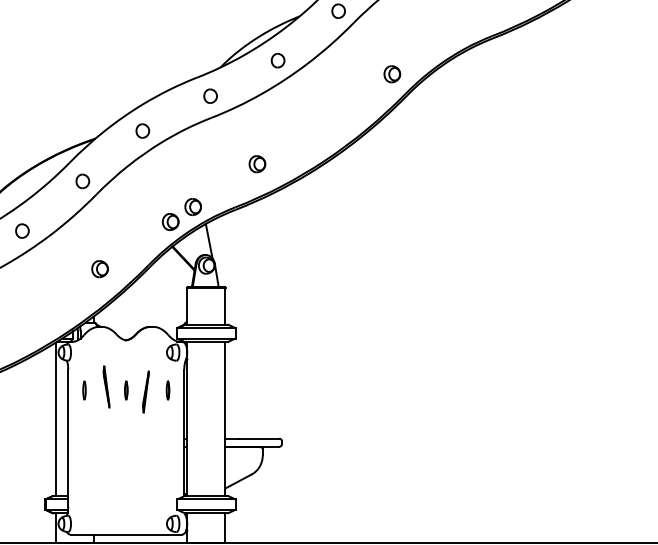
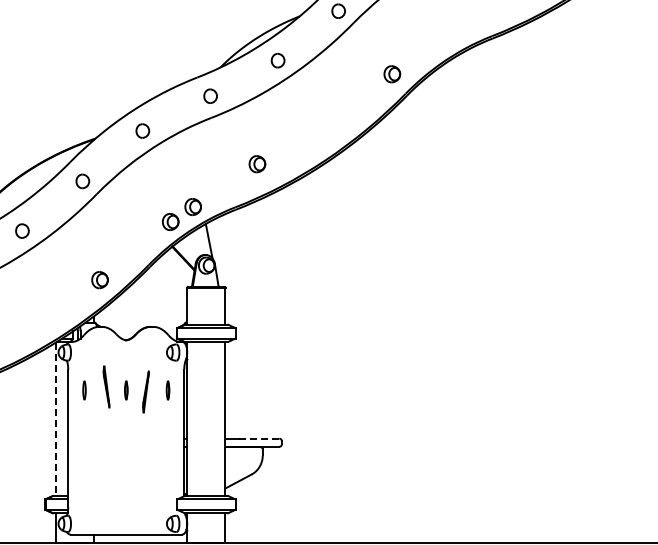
part position: (99, 269) -> (99, 280) (99, 280)
line: solid -> dashed (55, 419)
line: solid -> dashed (258, 438)
